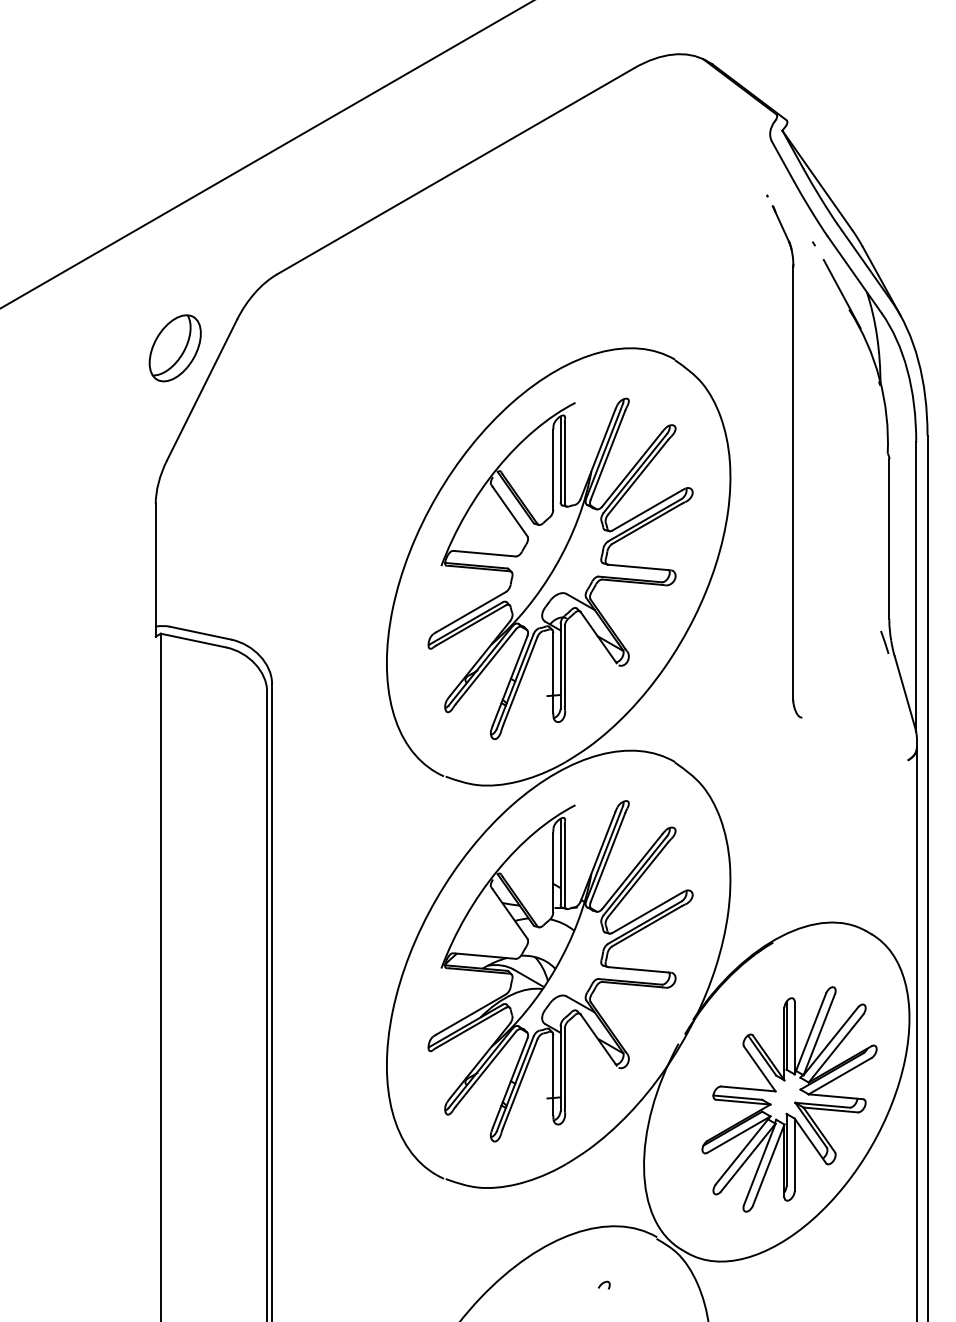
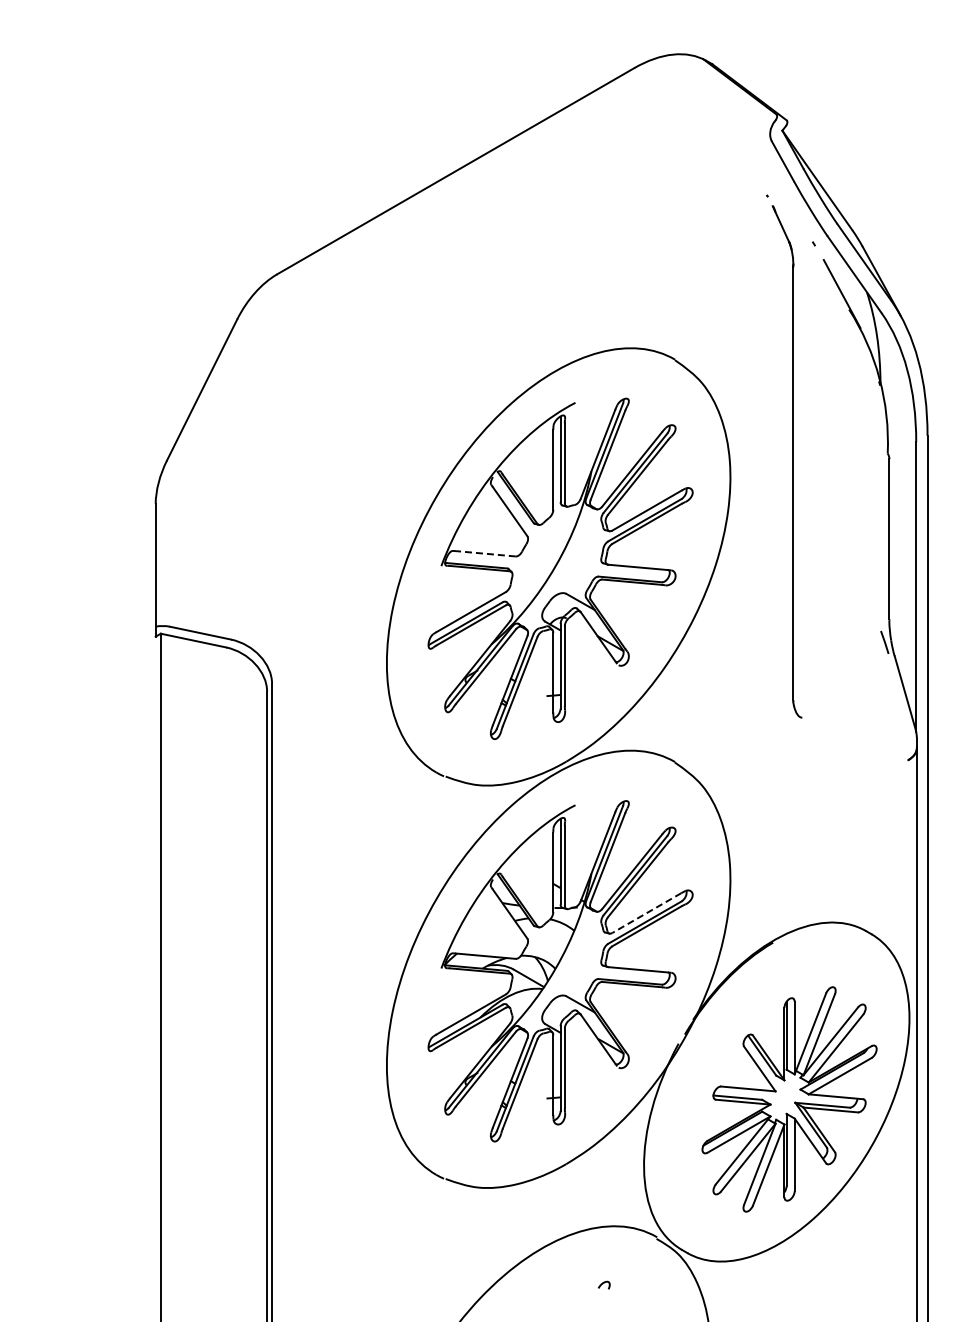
line: present -> none (266, 154)
part: present -> none (174, 348)
line: solid -> dashed (485, 553)
line: solid -> dashed (646, 913)
